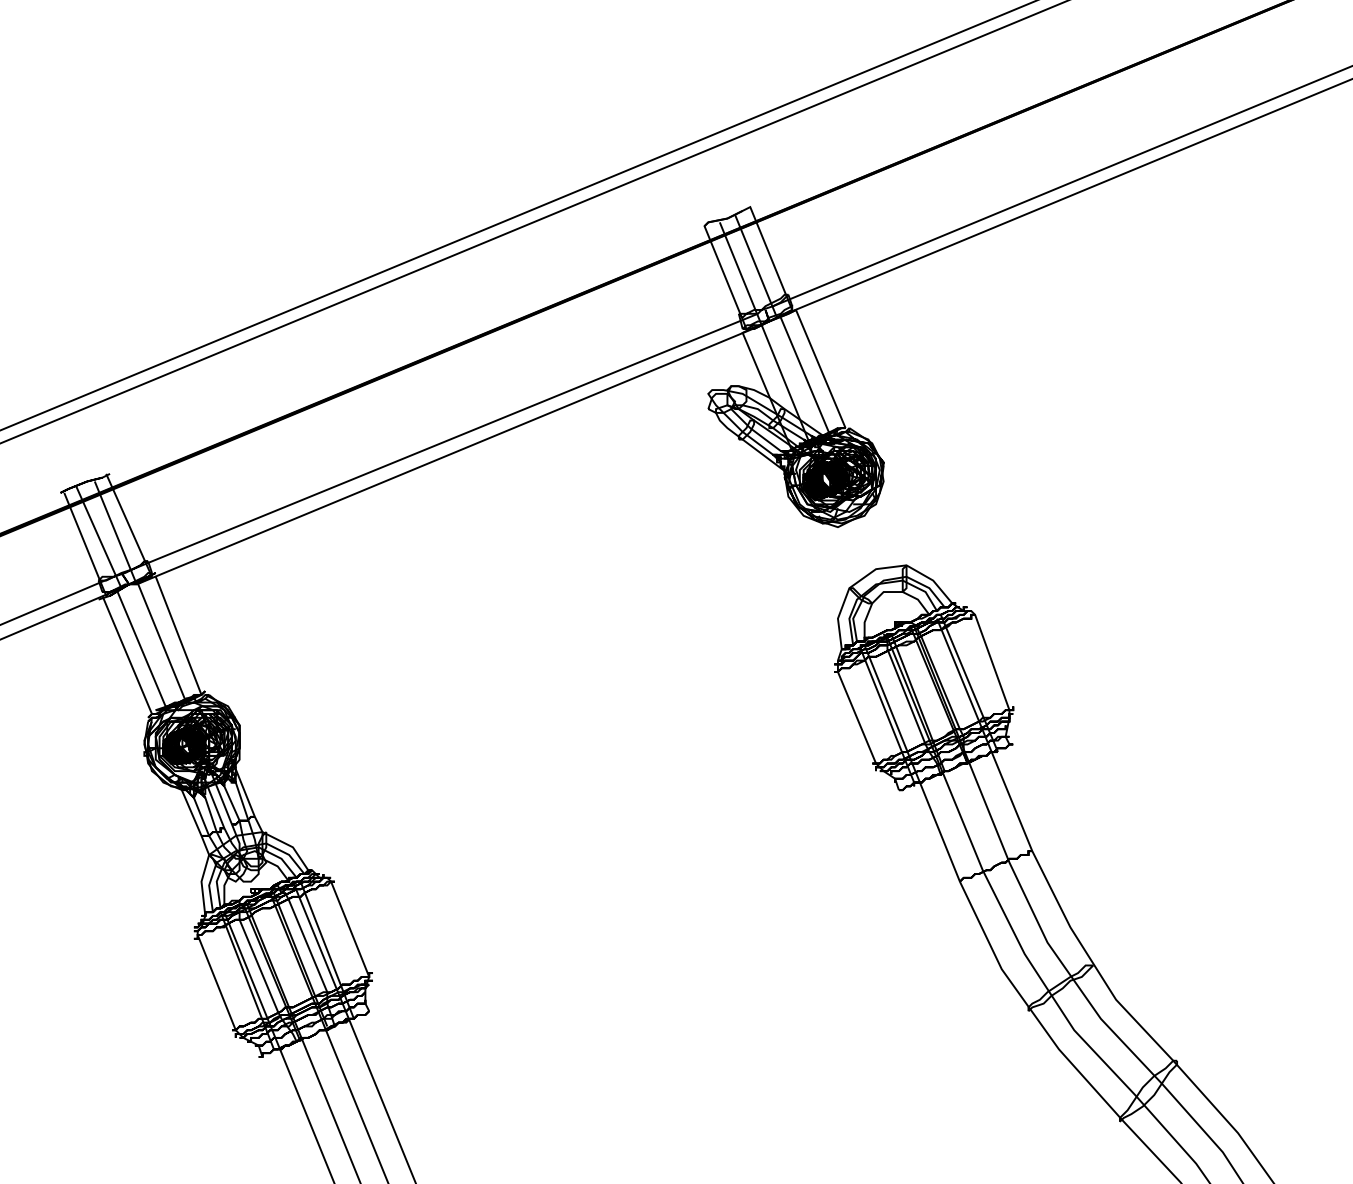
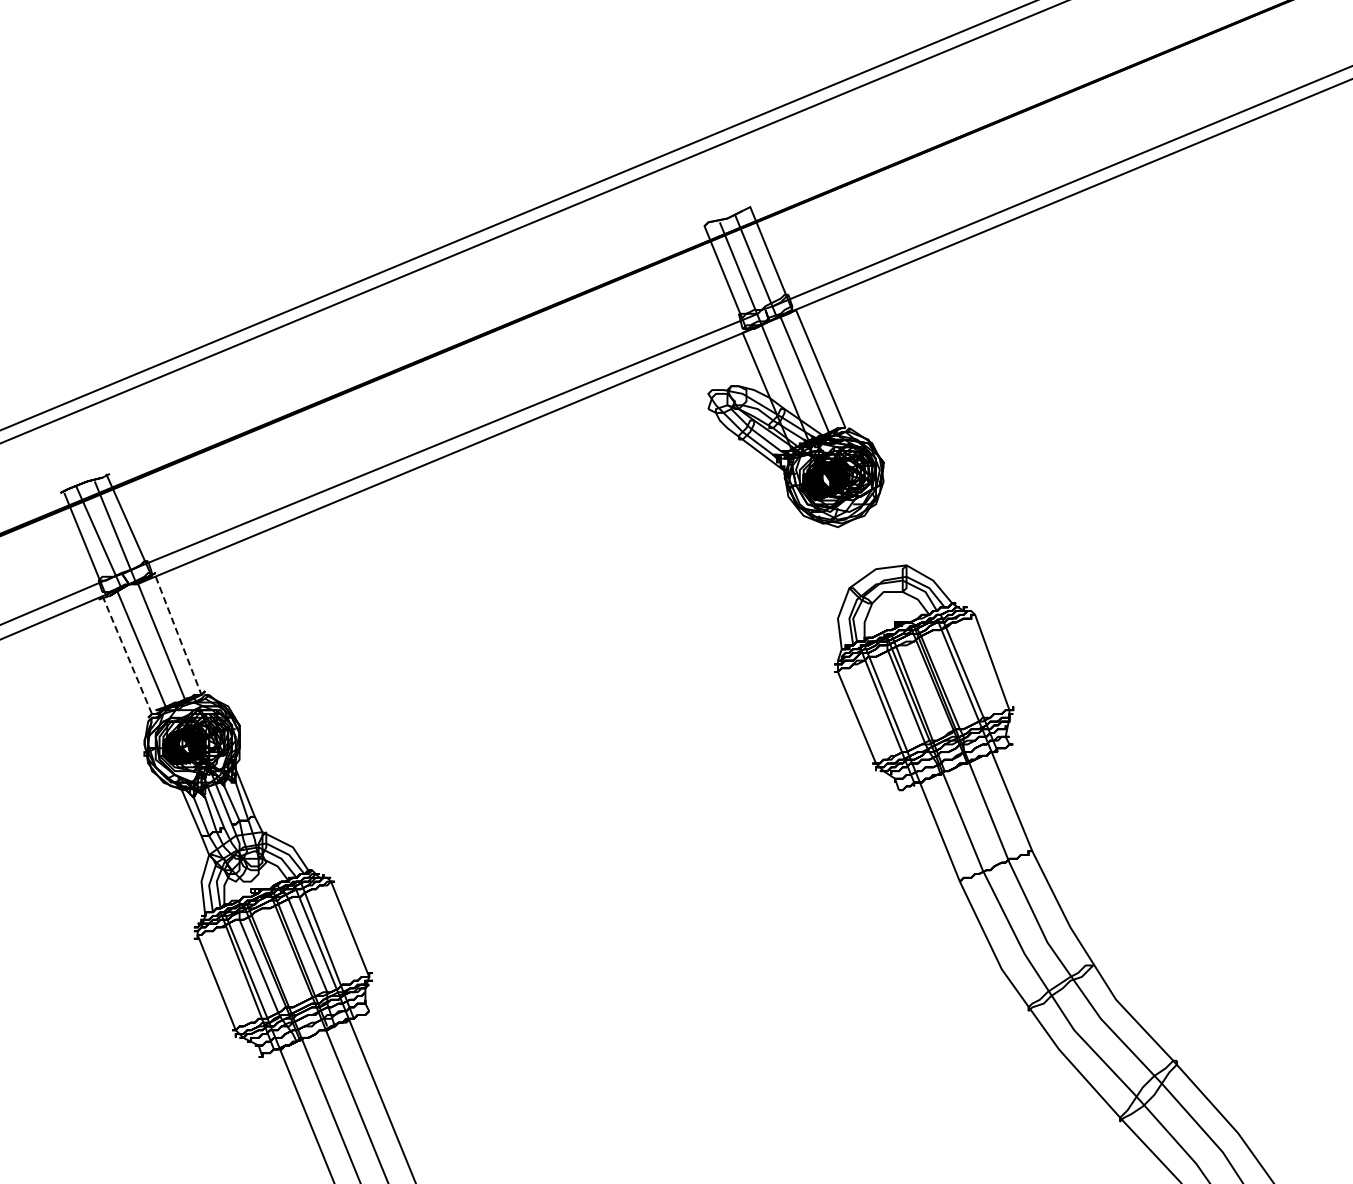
line: solid -> dashed (178, 636)
line: solid -> dashed (127, 655)
